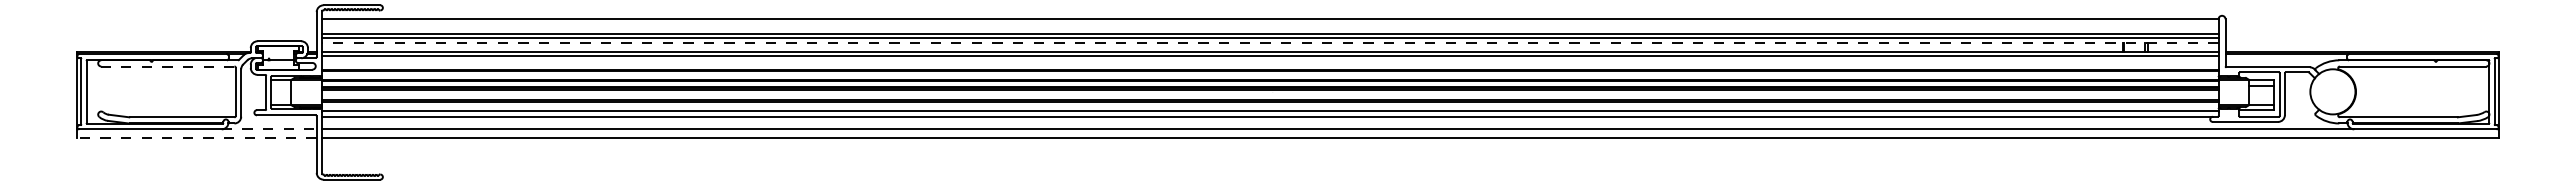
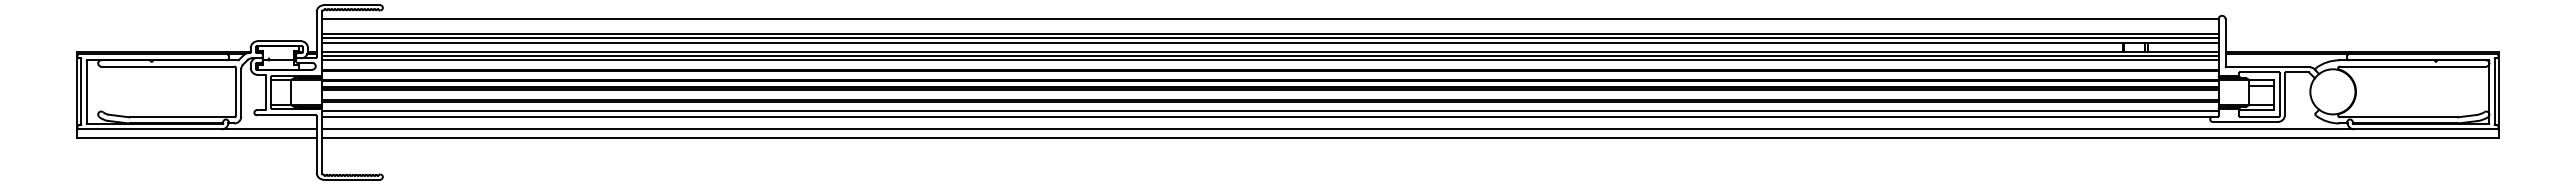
line: dashed -> solid (1269, 42)
line: none -> present (1269, 60)
line: dashed -> solid (167, 66)
line: dashed -> solid (269, 129)
line: dashed -> solid (197, 137)
